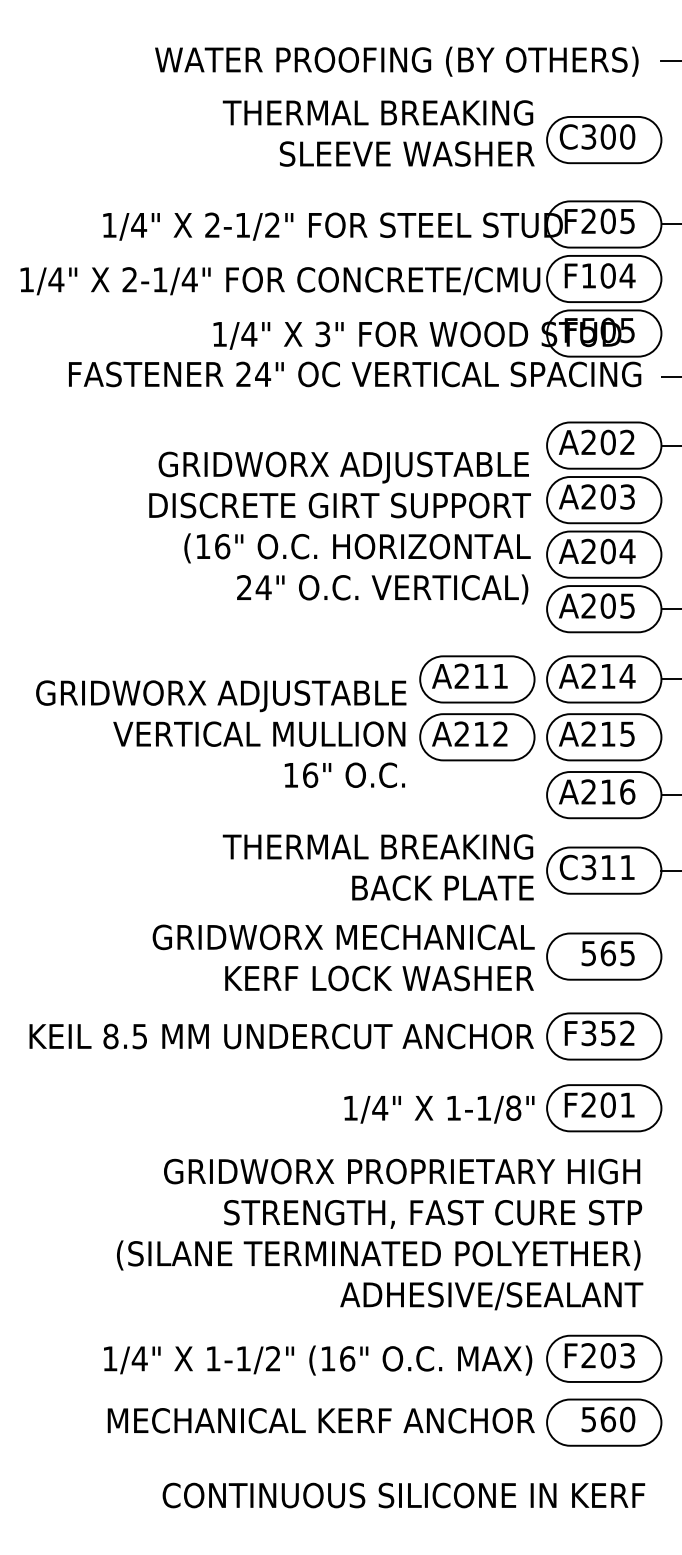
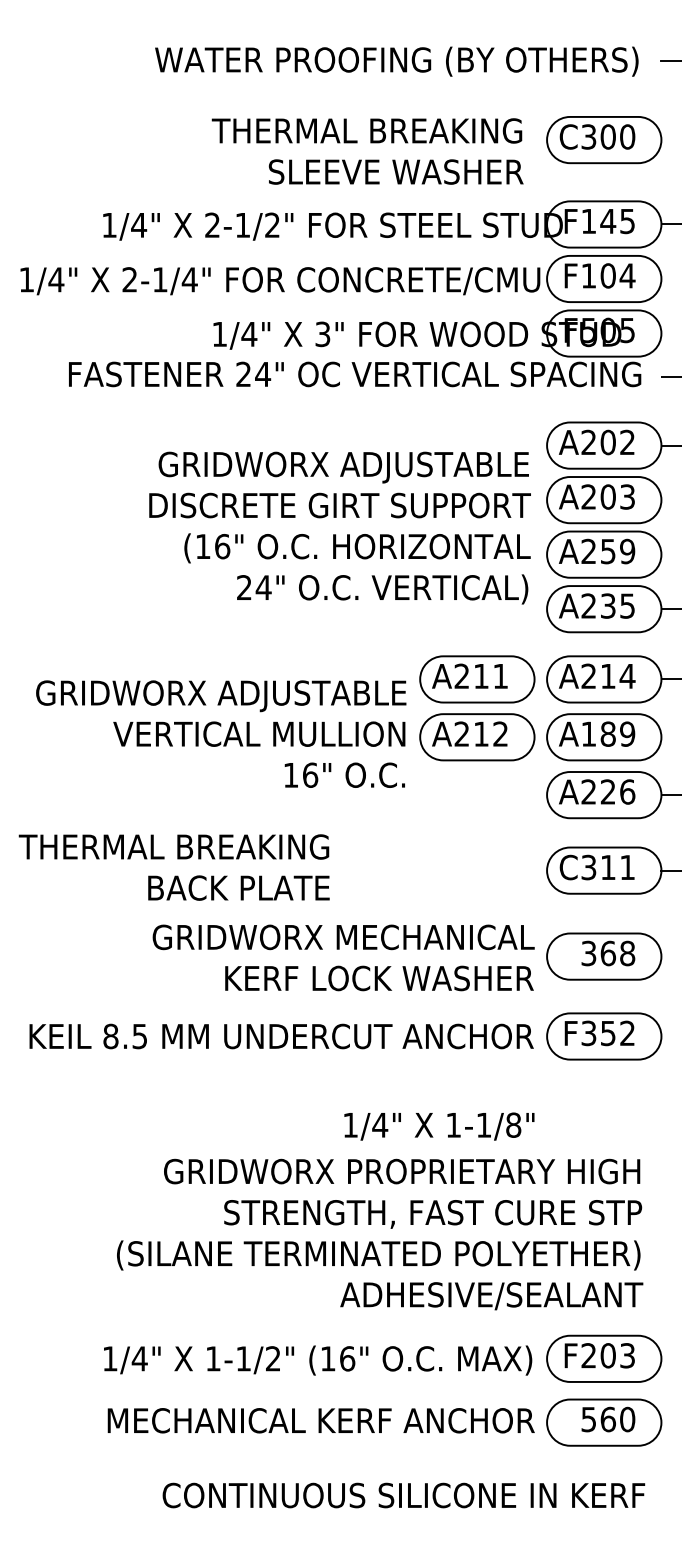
text position: (378, 133) -> (367, 151) (367, 151)
text: F205 -> F145 (598, 221)
text: A204 -> A259 (617, 551)
text: A205 -> A235 (607, 605)
text: A215 -> A189 (608, 733)
text: A216 -> A226 (607, 791)
text position: (377, 867) -> (173, 867) (173, 867)
text: 565 -> 368 (608, 953)
part: present -> none (604, 1108)
text position: (439, 1109) -> (439, 1126) (439, 1126)
